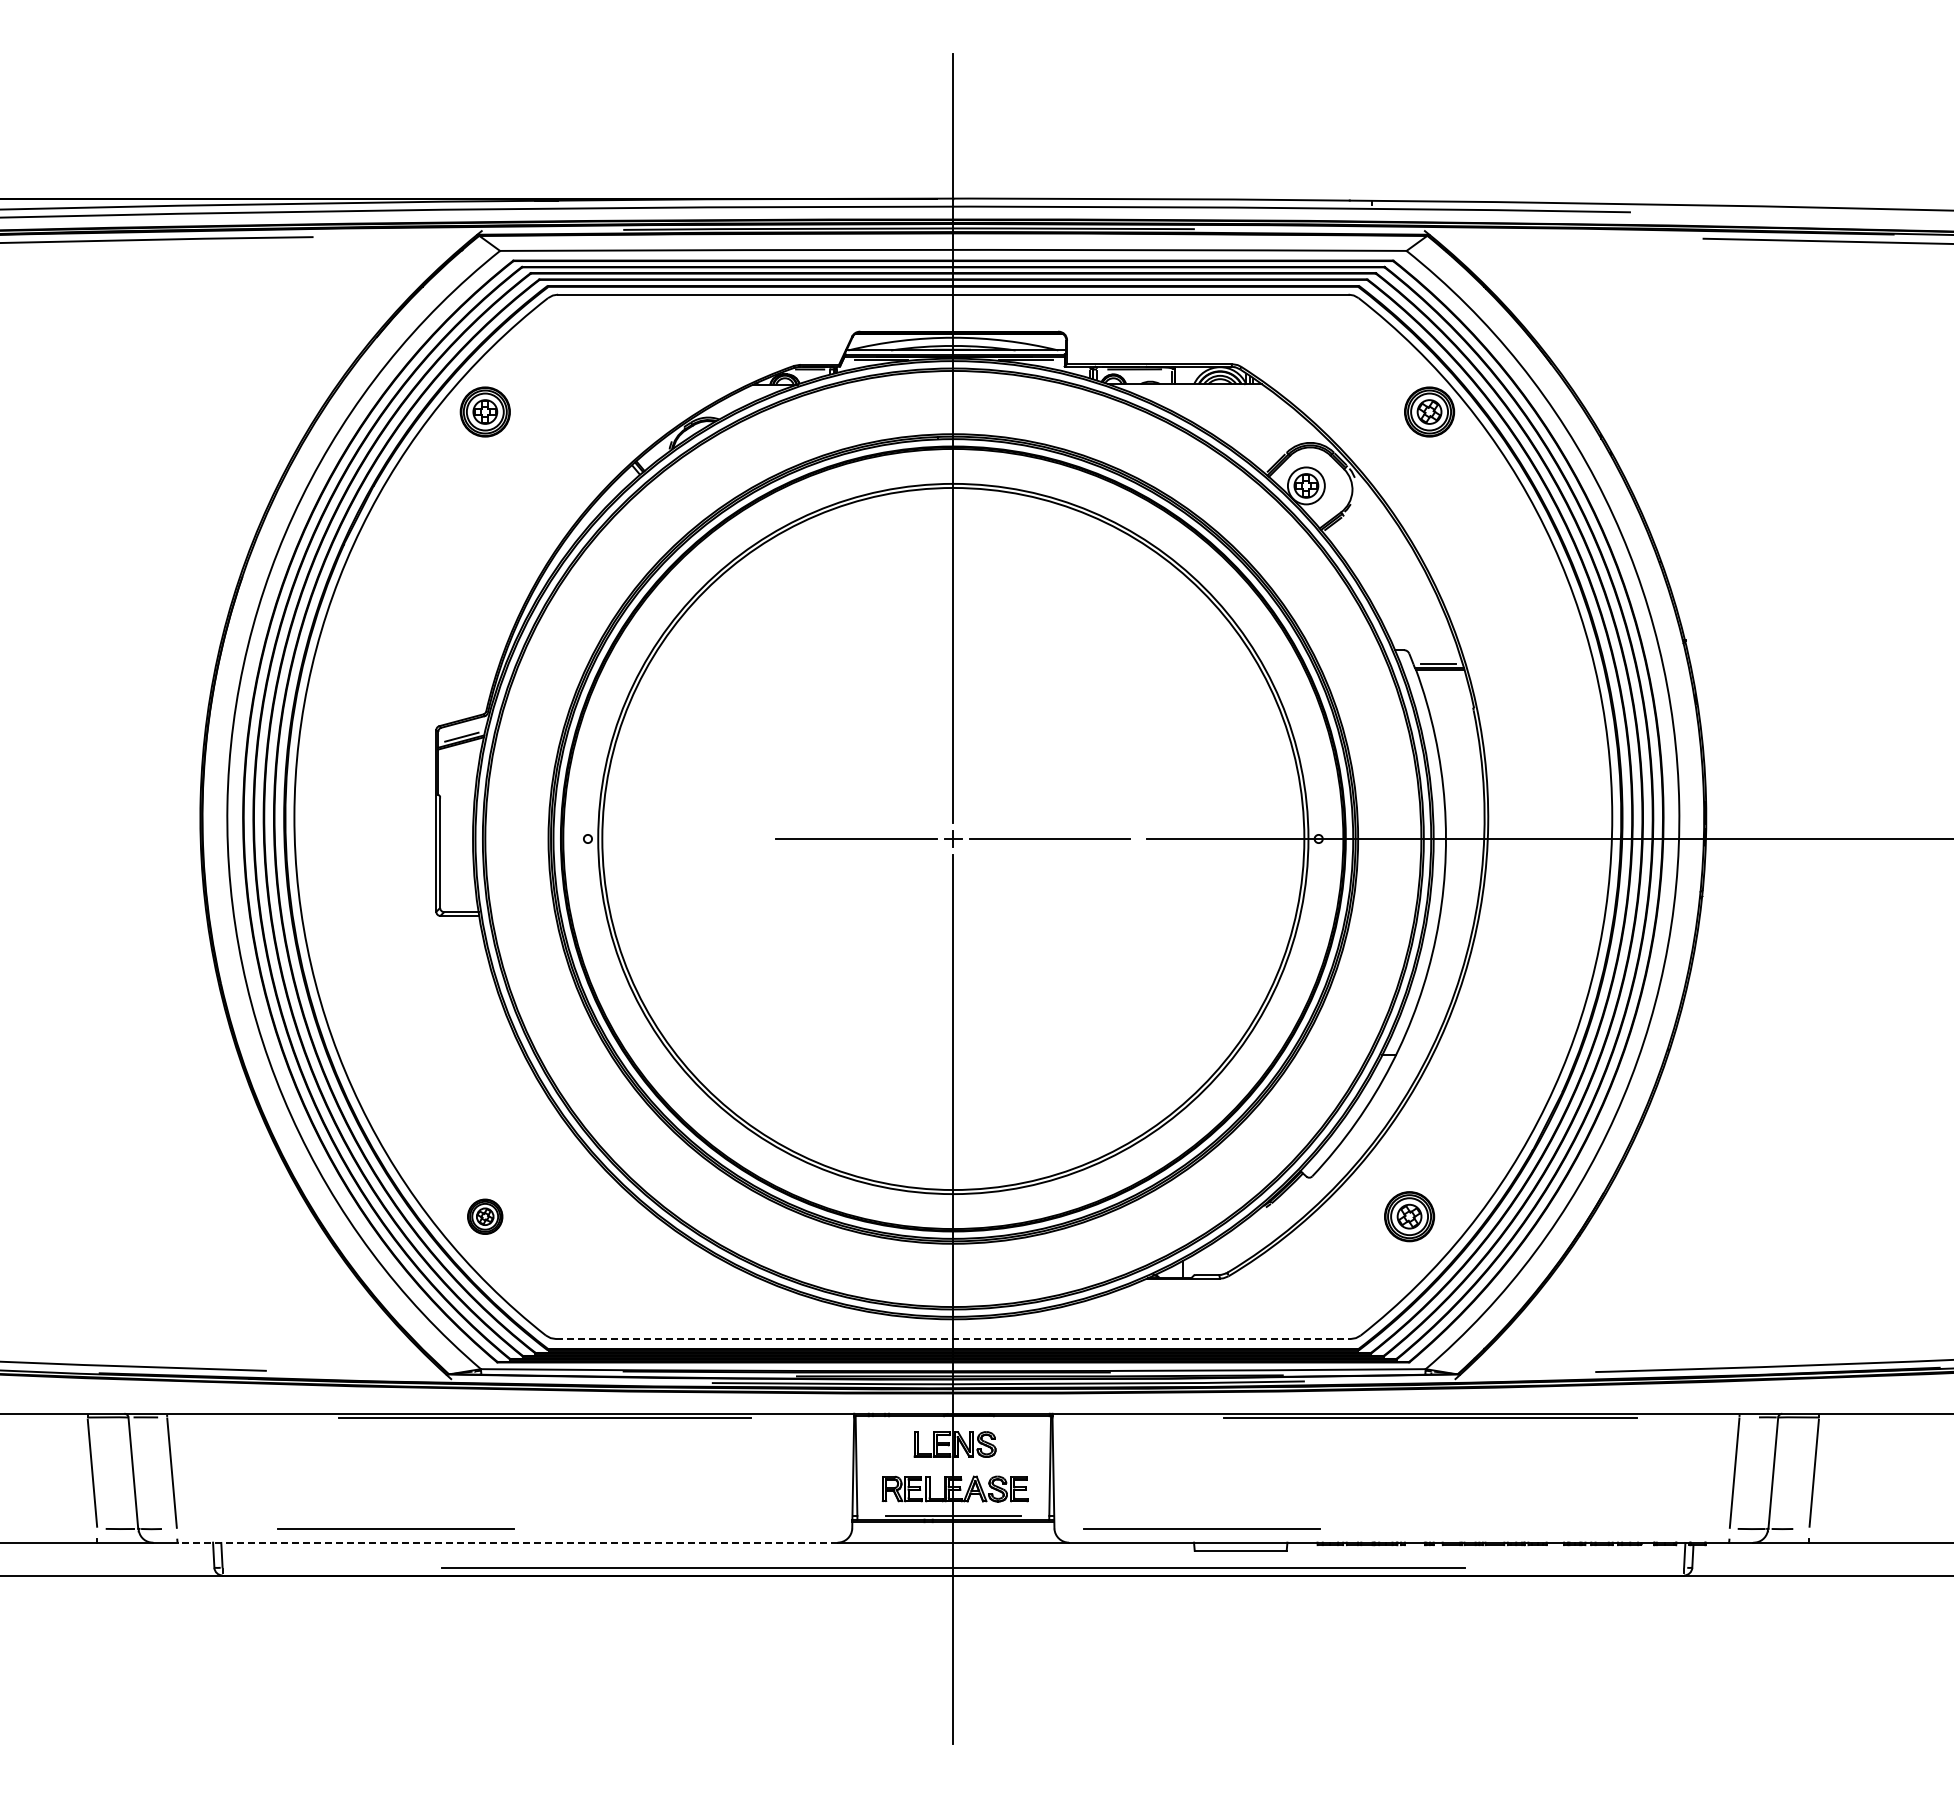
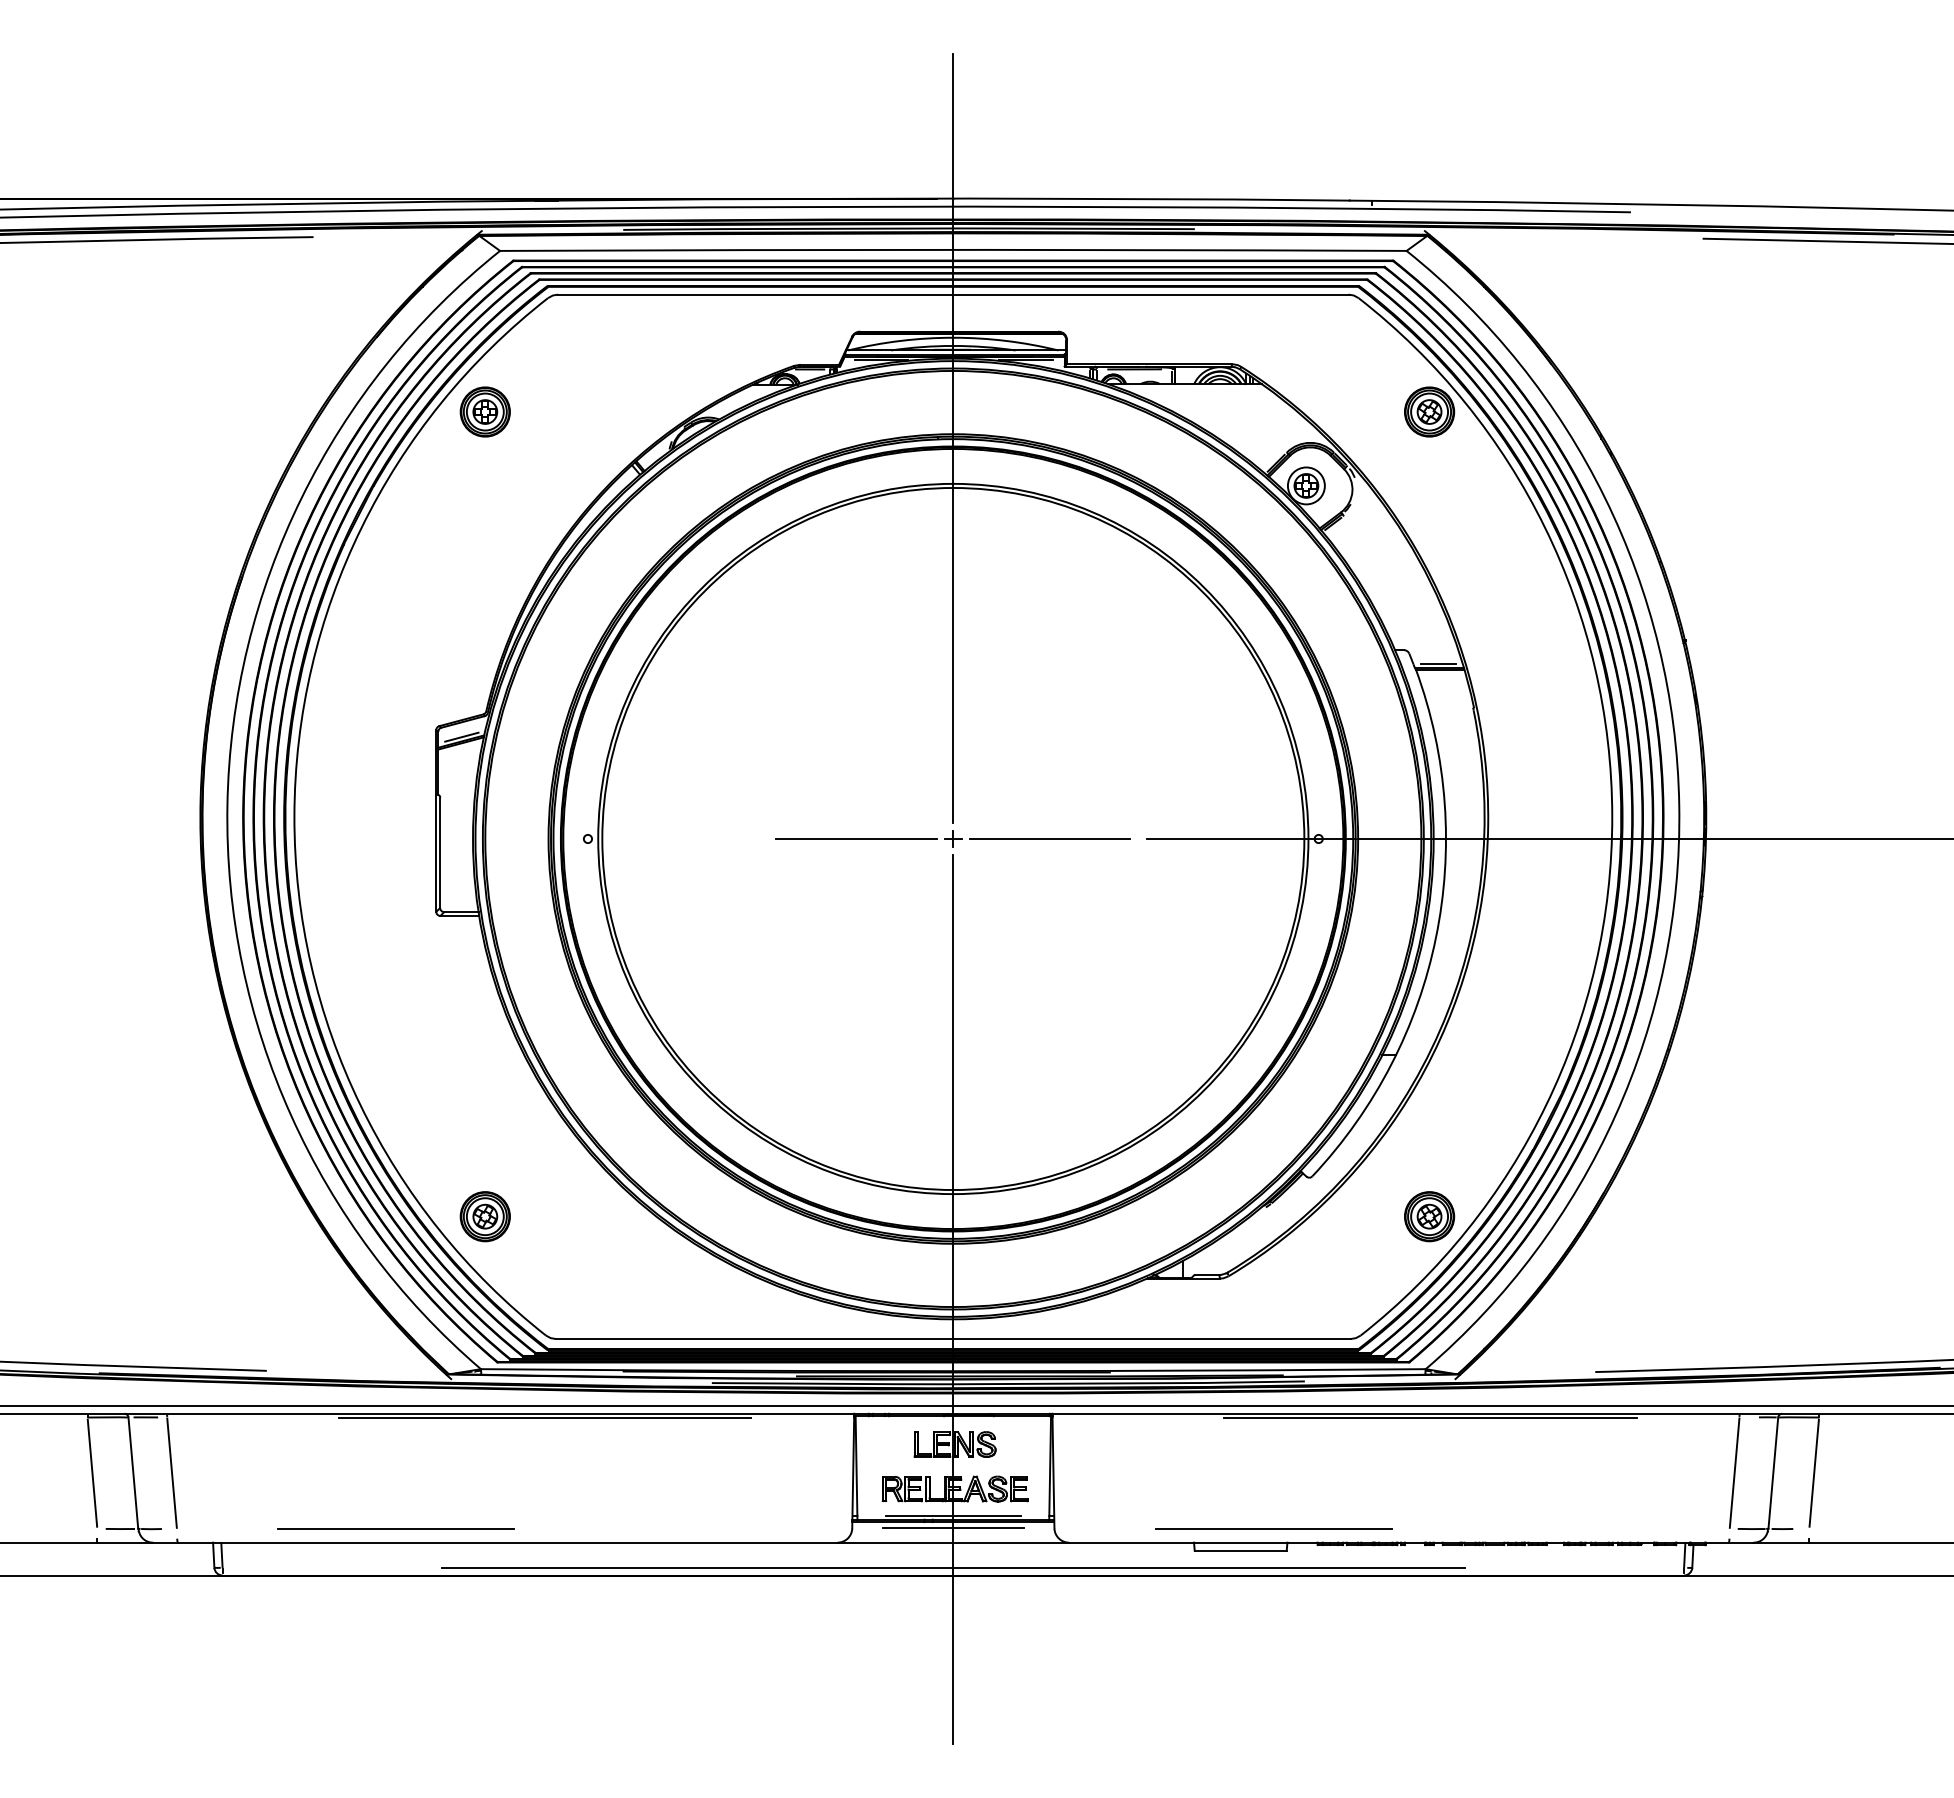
part size: 37x37 px -> 52x52 px (484, 1216)
part position: (1409, 1216) -> (1429, 1216) (1429, 1216)
line: dashed -> solid (953, 1339)
line: none -> present (976, 1405)
line: none -> present (953, 1528)
line position: (1201, 1528) -> (1273, 1528) (1273, 1528)
line: dashed -> solid (507, 1542)
